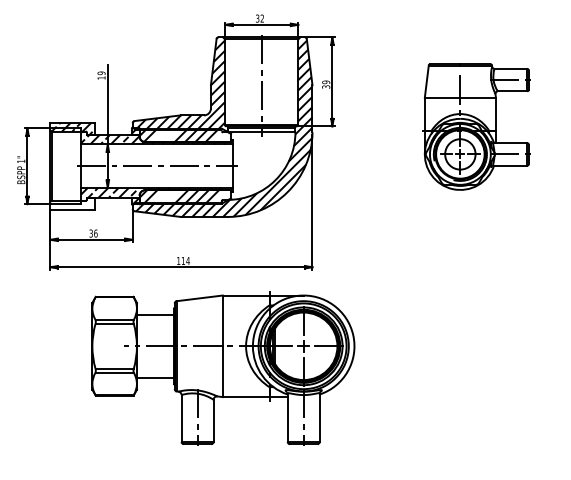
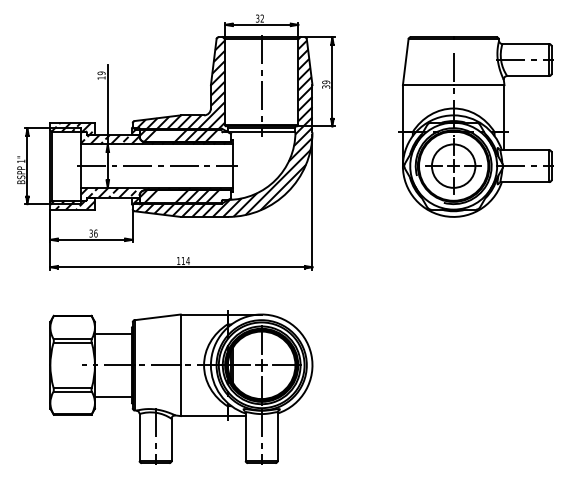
part size: 109x128 px -> 156x182 px (475, 126)
hatch: none -> present (72, 203)
part position: (223, 368) -> (181, 387) (181, 387)
